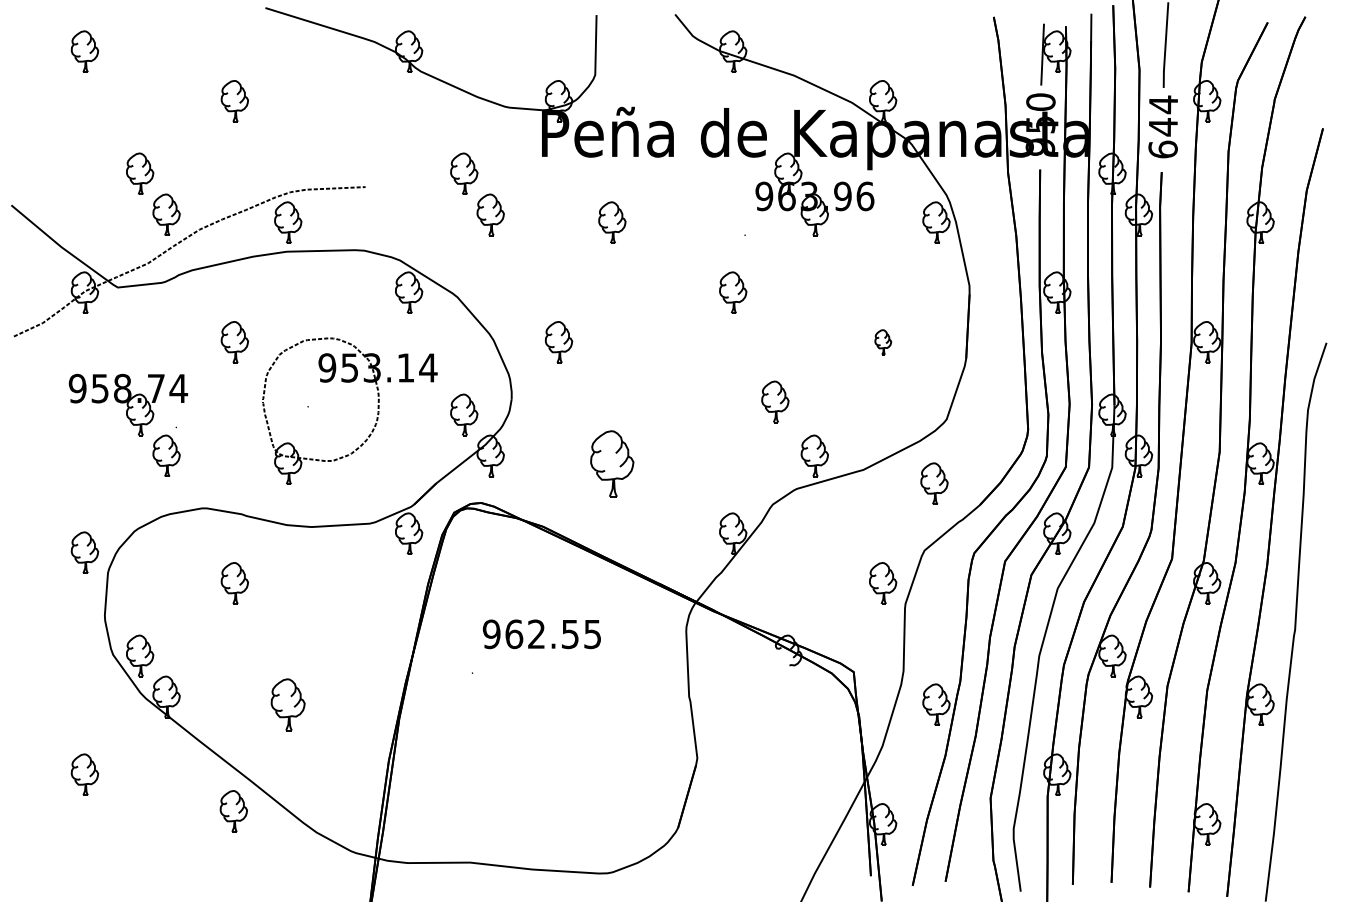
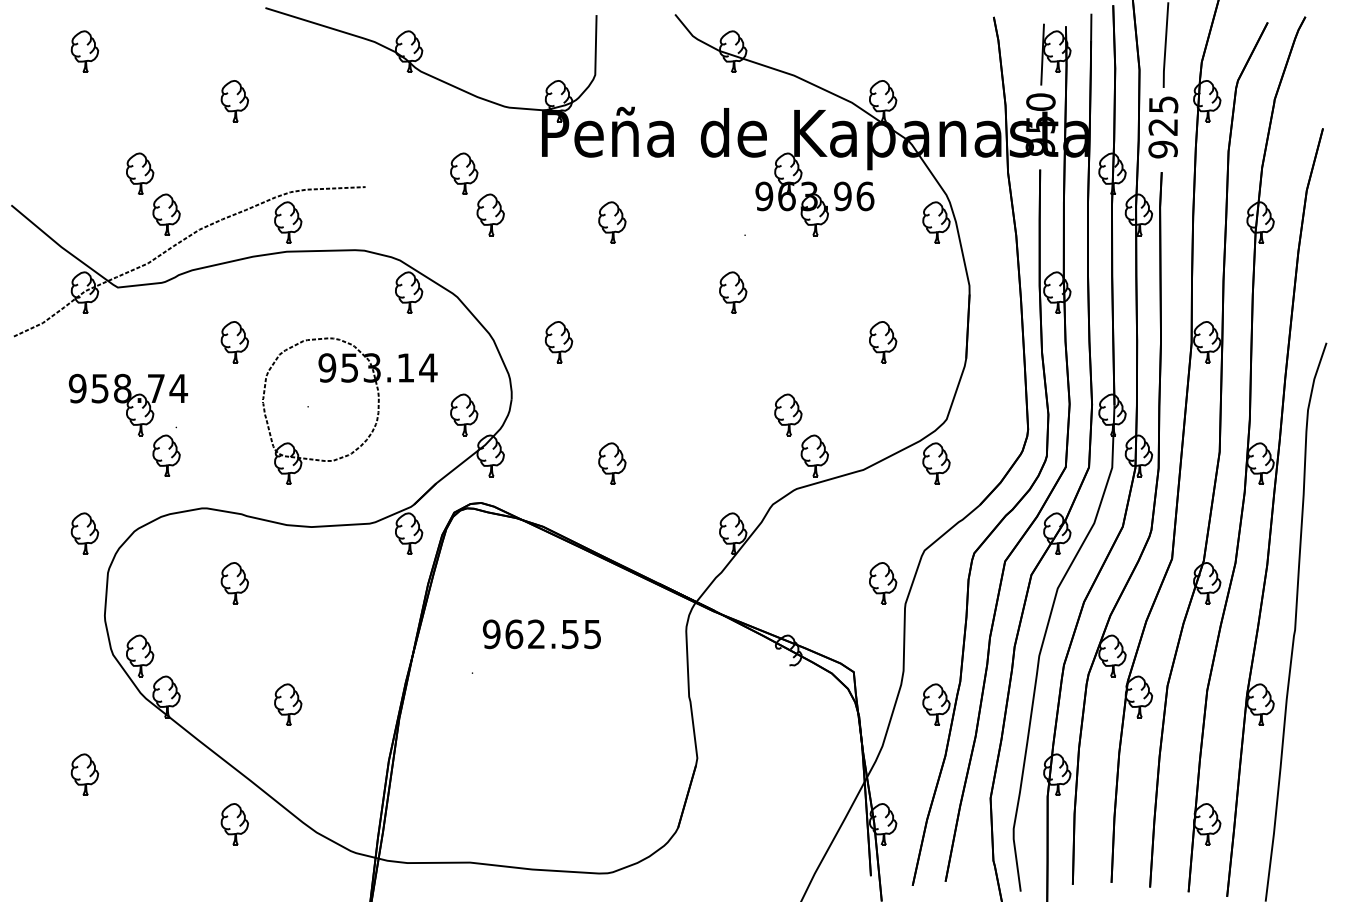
text: 644 -> 925 (1163, 126)
part size: 19x27 px -> 29x43 px (883, 342)
part position: (775, 401) -> (788, 414) (788, 414)
part size: 45x68 px -> 29x43 px (612, 463)
part position: (934, 483) -> (936, 463) (936, 463)
part position: (84, 552) -> (84, 533) (84, 533)
part size: 36x54 px -> 29x43 px (288, 704)
part position: (233, 811) -> (234, 824) (234, 824)
